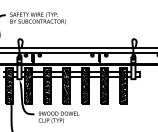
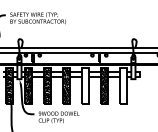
hatch: present -> none (85, 85)
hatch: present -> none (123, 85)
